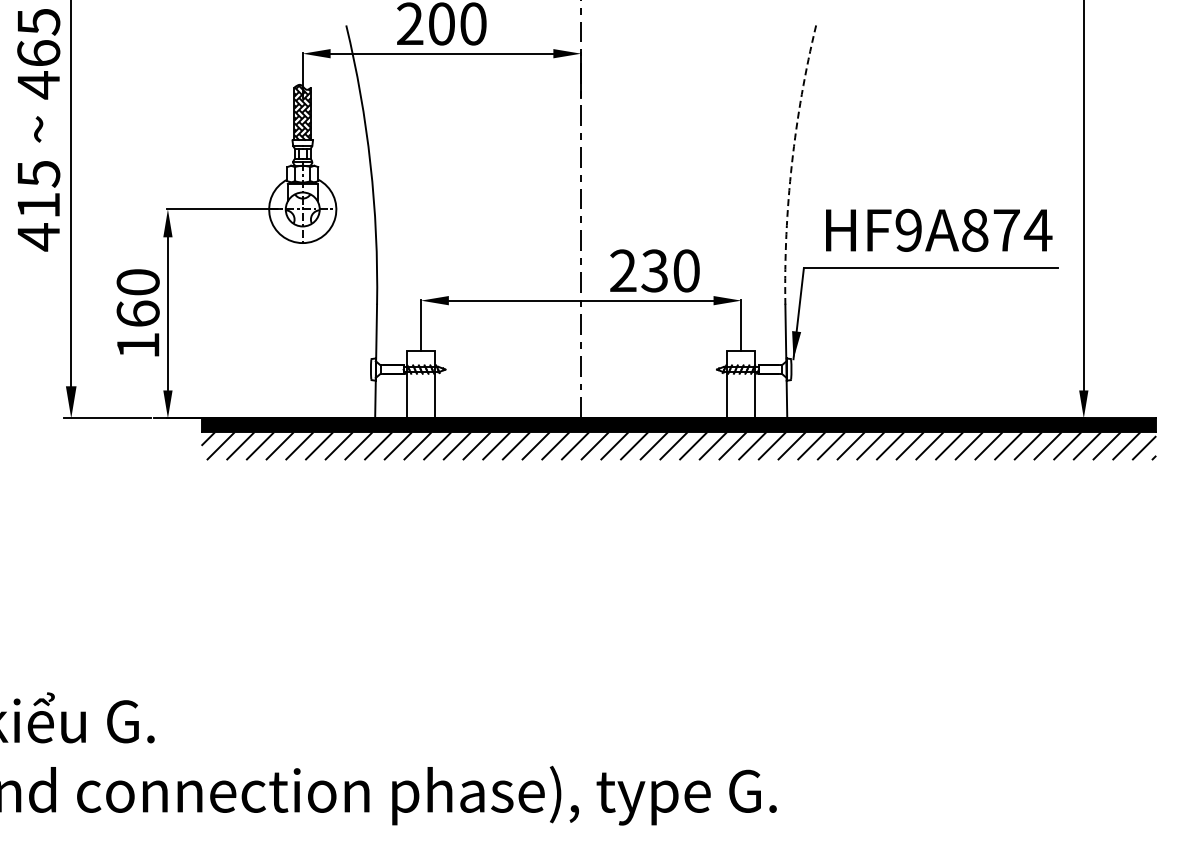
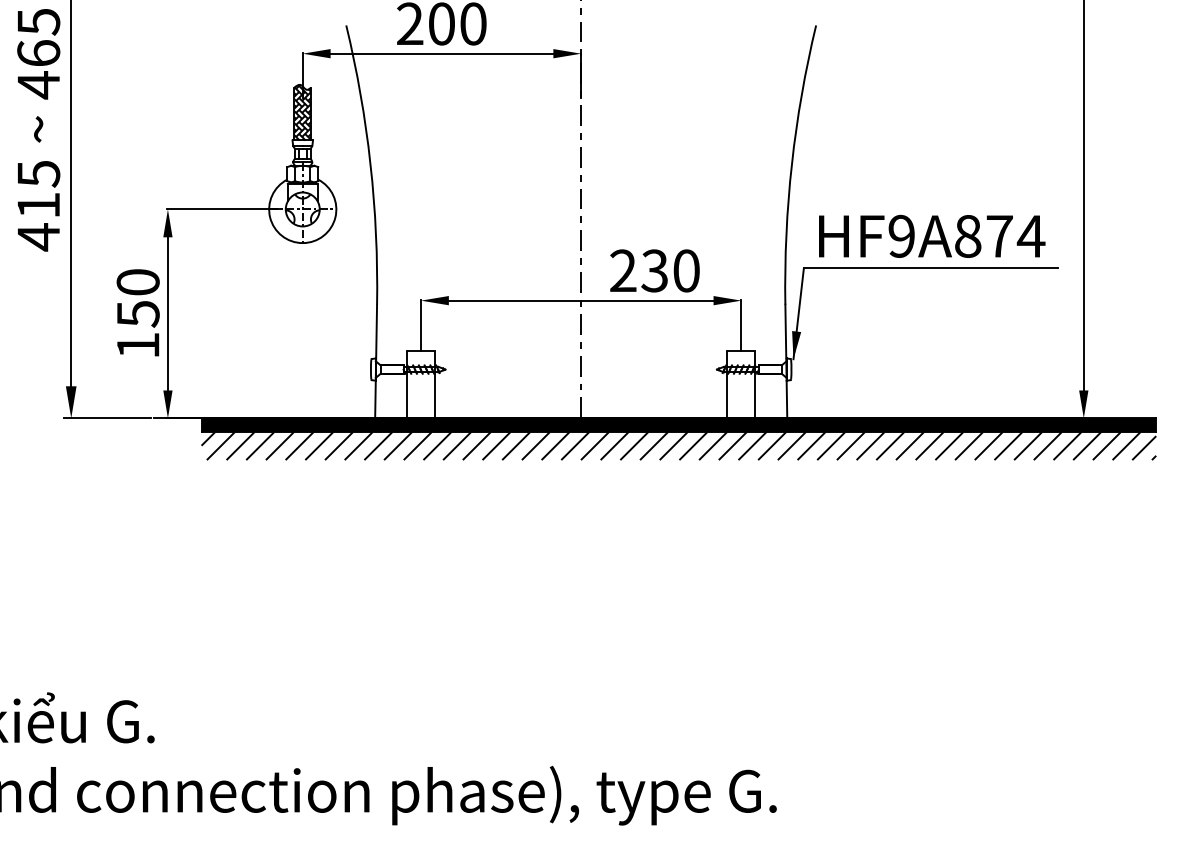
arc: dashed -> solid (791, 164)
text position: (939, 229) -> (932, 235) (932, 235)
text: 160 -> 150 (137, 313)
